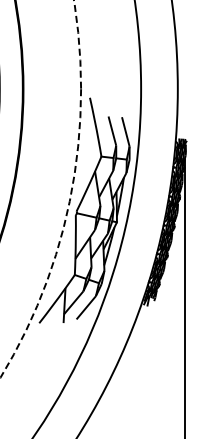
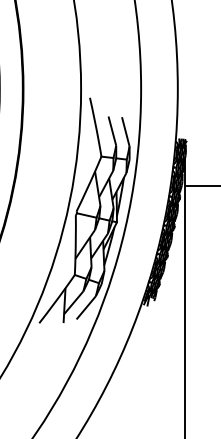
line: none -> present (200, 185)
circle: dashed -> solid (40, 189)
